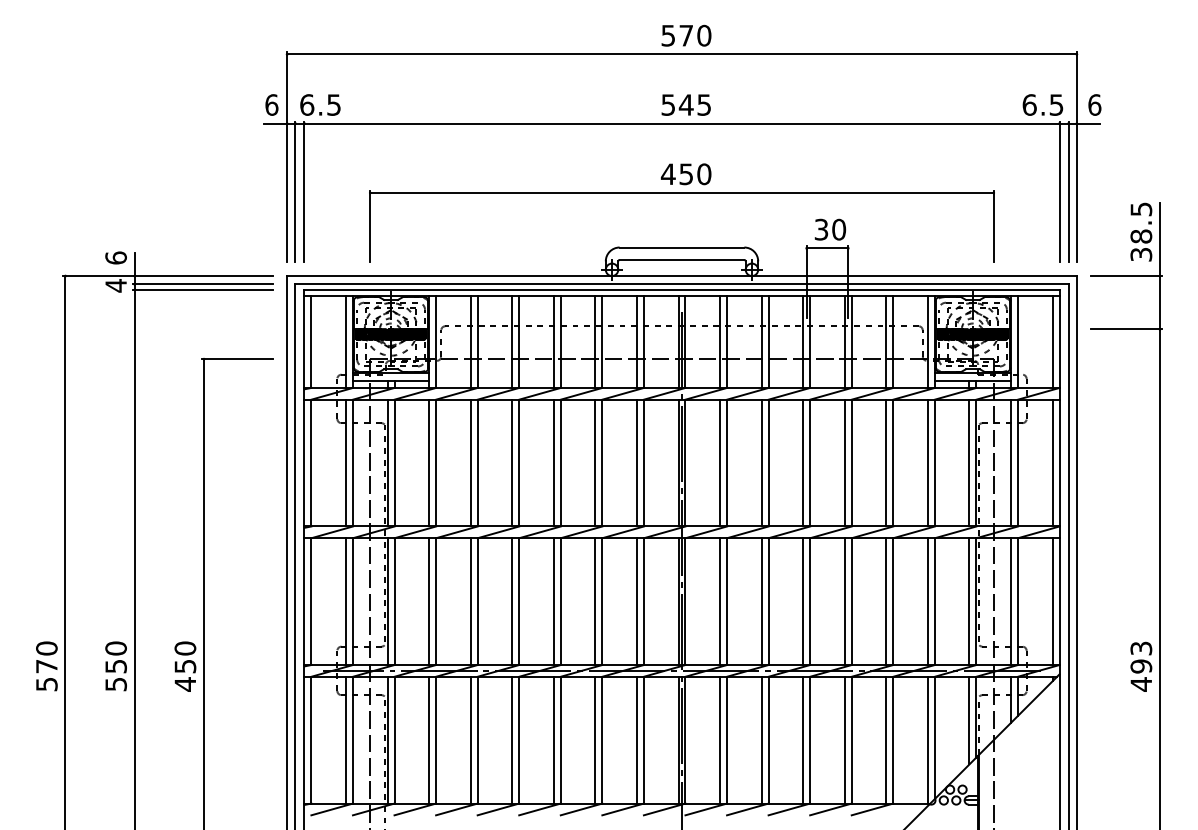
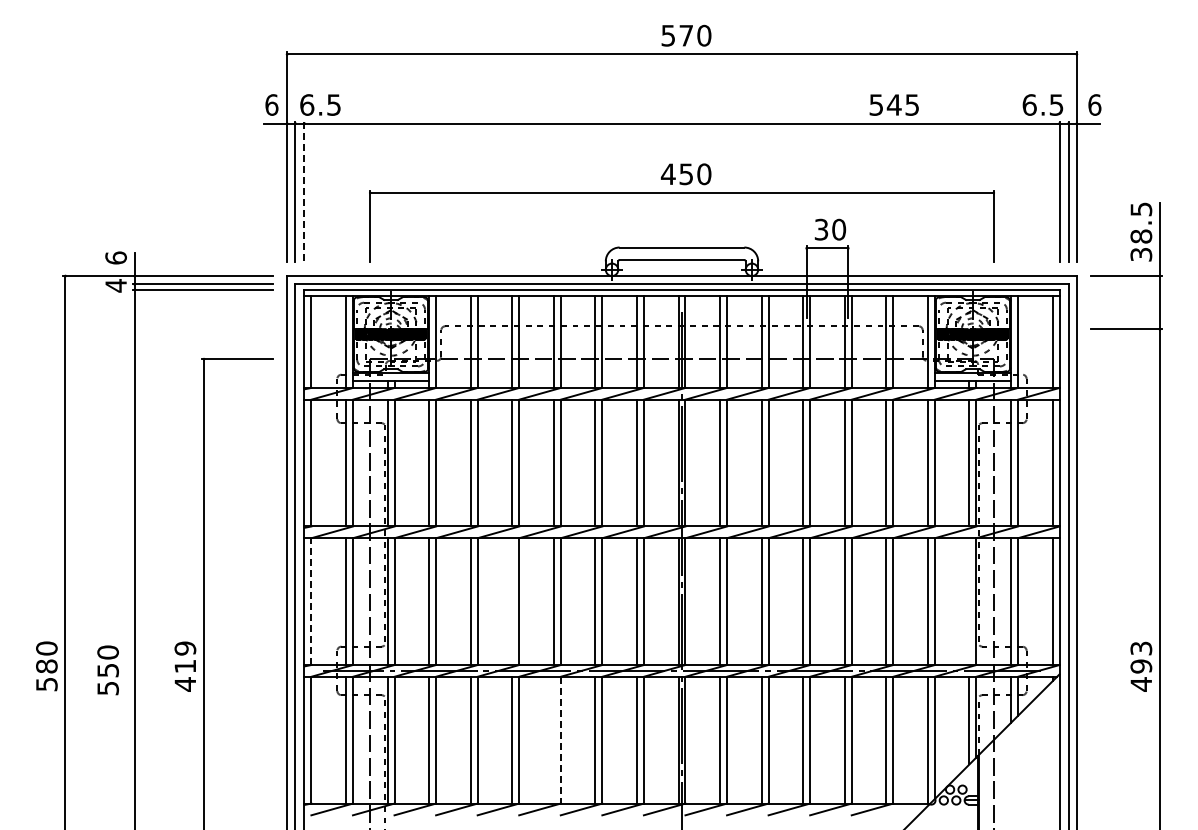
text position: (685, 104) -> (893, 104) (893, 104)
line: solid -> dashed (304, 192)
line: solid -> dashed (311, 601)
line: present -> none (512, 601)
line: present -> none (969, 601)
text: 450 -> 419 (185, 657)
text: 570 -> 580 (46, 666)
text position: (115, 666) -> (107, 670) (107, 670)
line: present -> none (553, 739)
line: solid -> dashed (560, 740)
